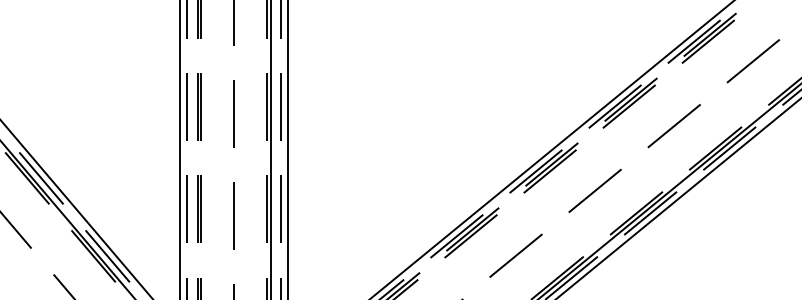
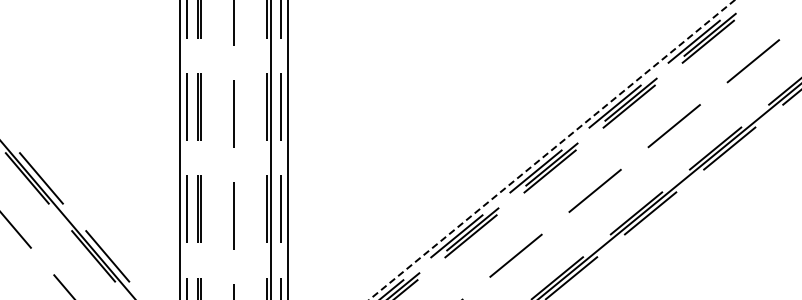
line: solid -> dashed (551, 150)
line: present -> none (678, 198)
line: present -> none (76, 208)
